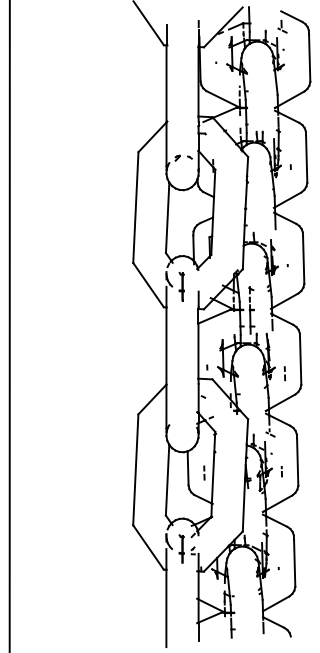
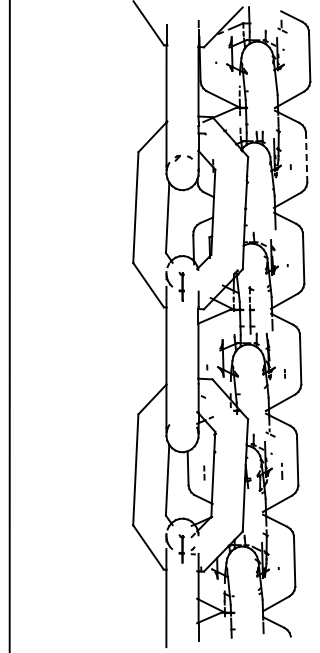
line: solid -> dashed (306, 159)
part size: 4x16 px -> 2x10 px (284, 373)
part size: 3x12 px -> 3x18 px (282, 470)
